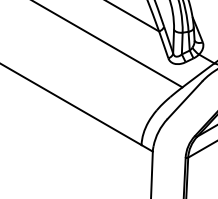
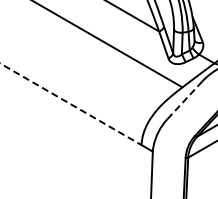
line: solid -> dashed (184, 100)
line: solid -> dashed (71, 104)
